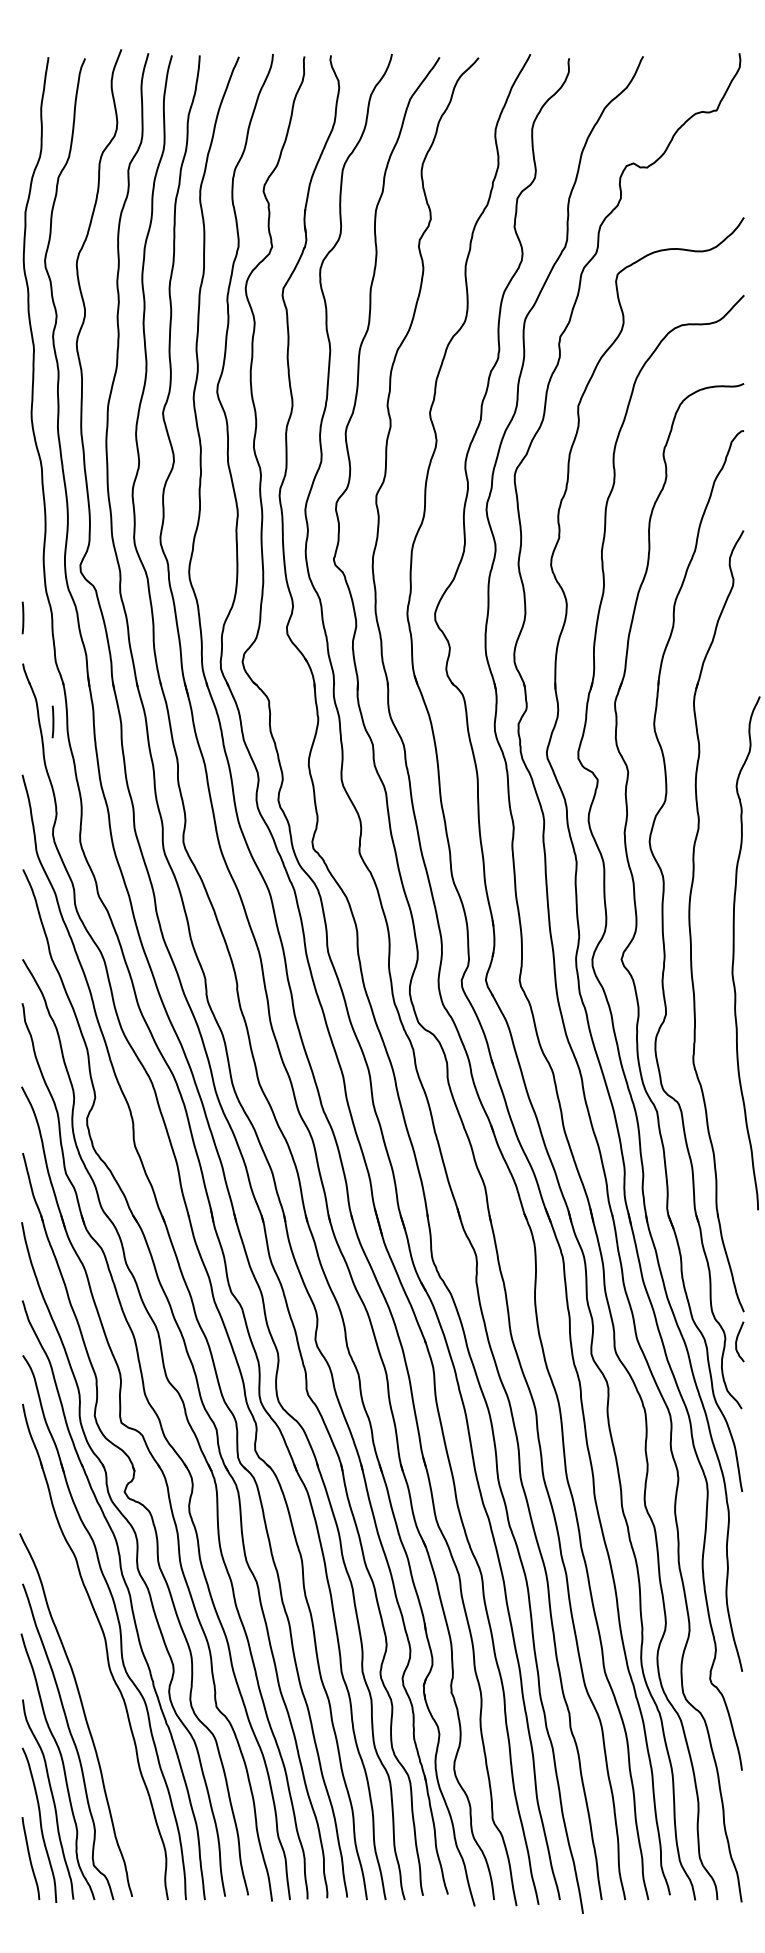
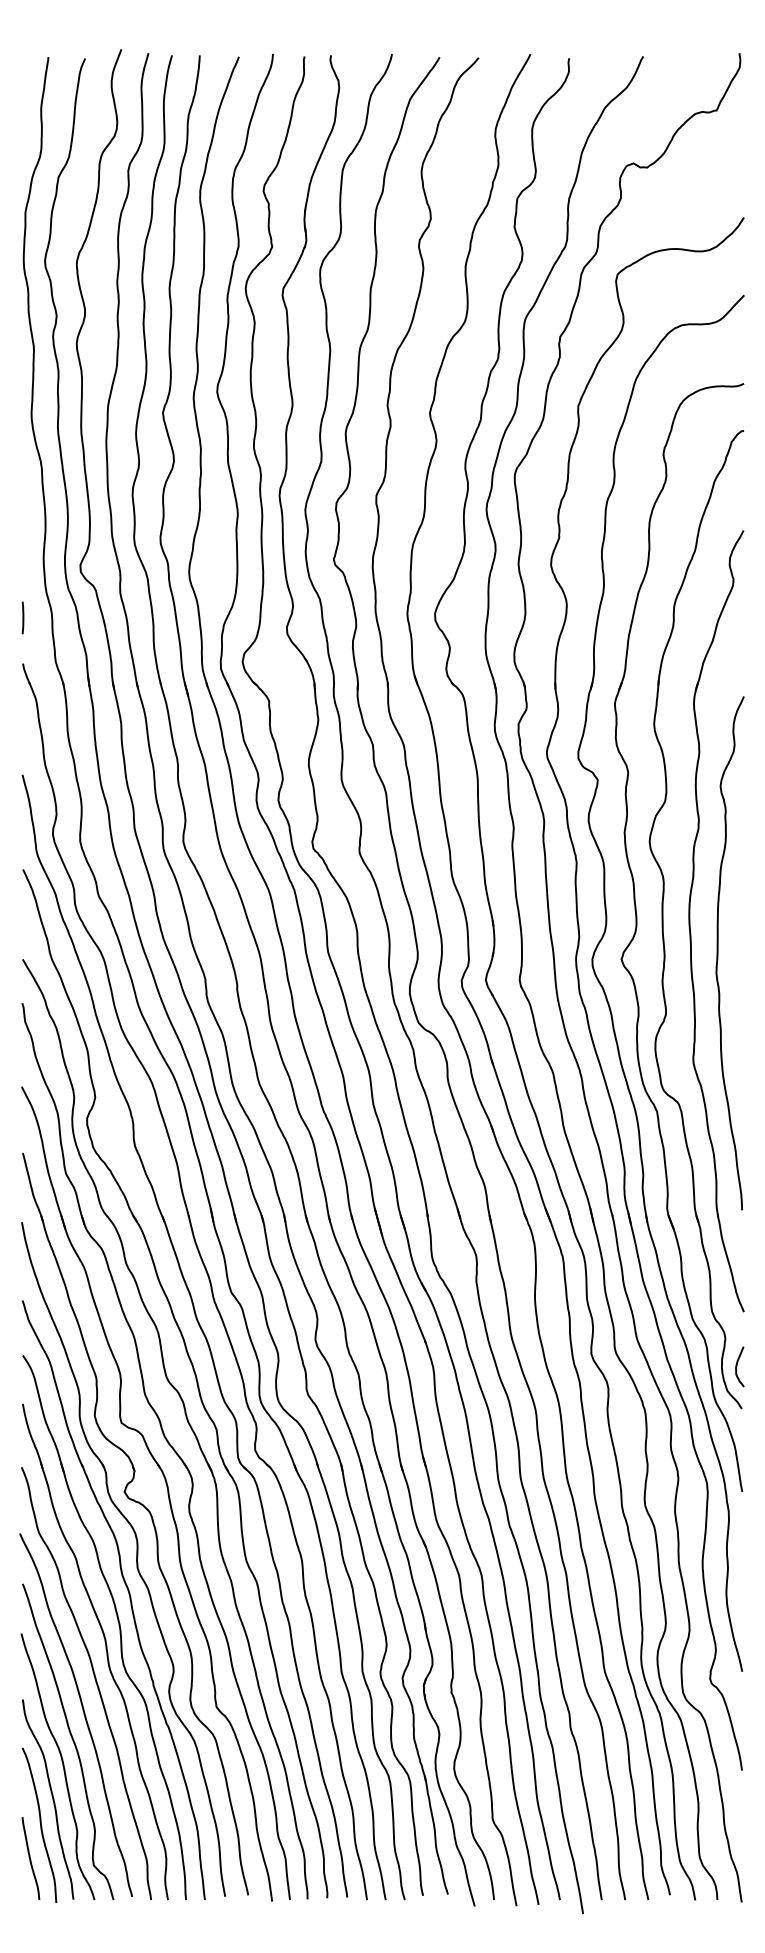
line: present -> none (52, 721)
curve position: (734, 953) -> (718, 953) (718, 953)
curve position: (737, 1341) -> (737, 1366) (737, 1366)
curve: none -> present (94, 1679)
